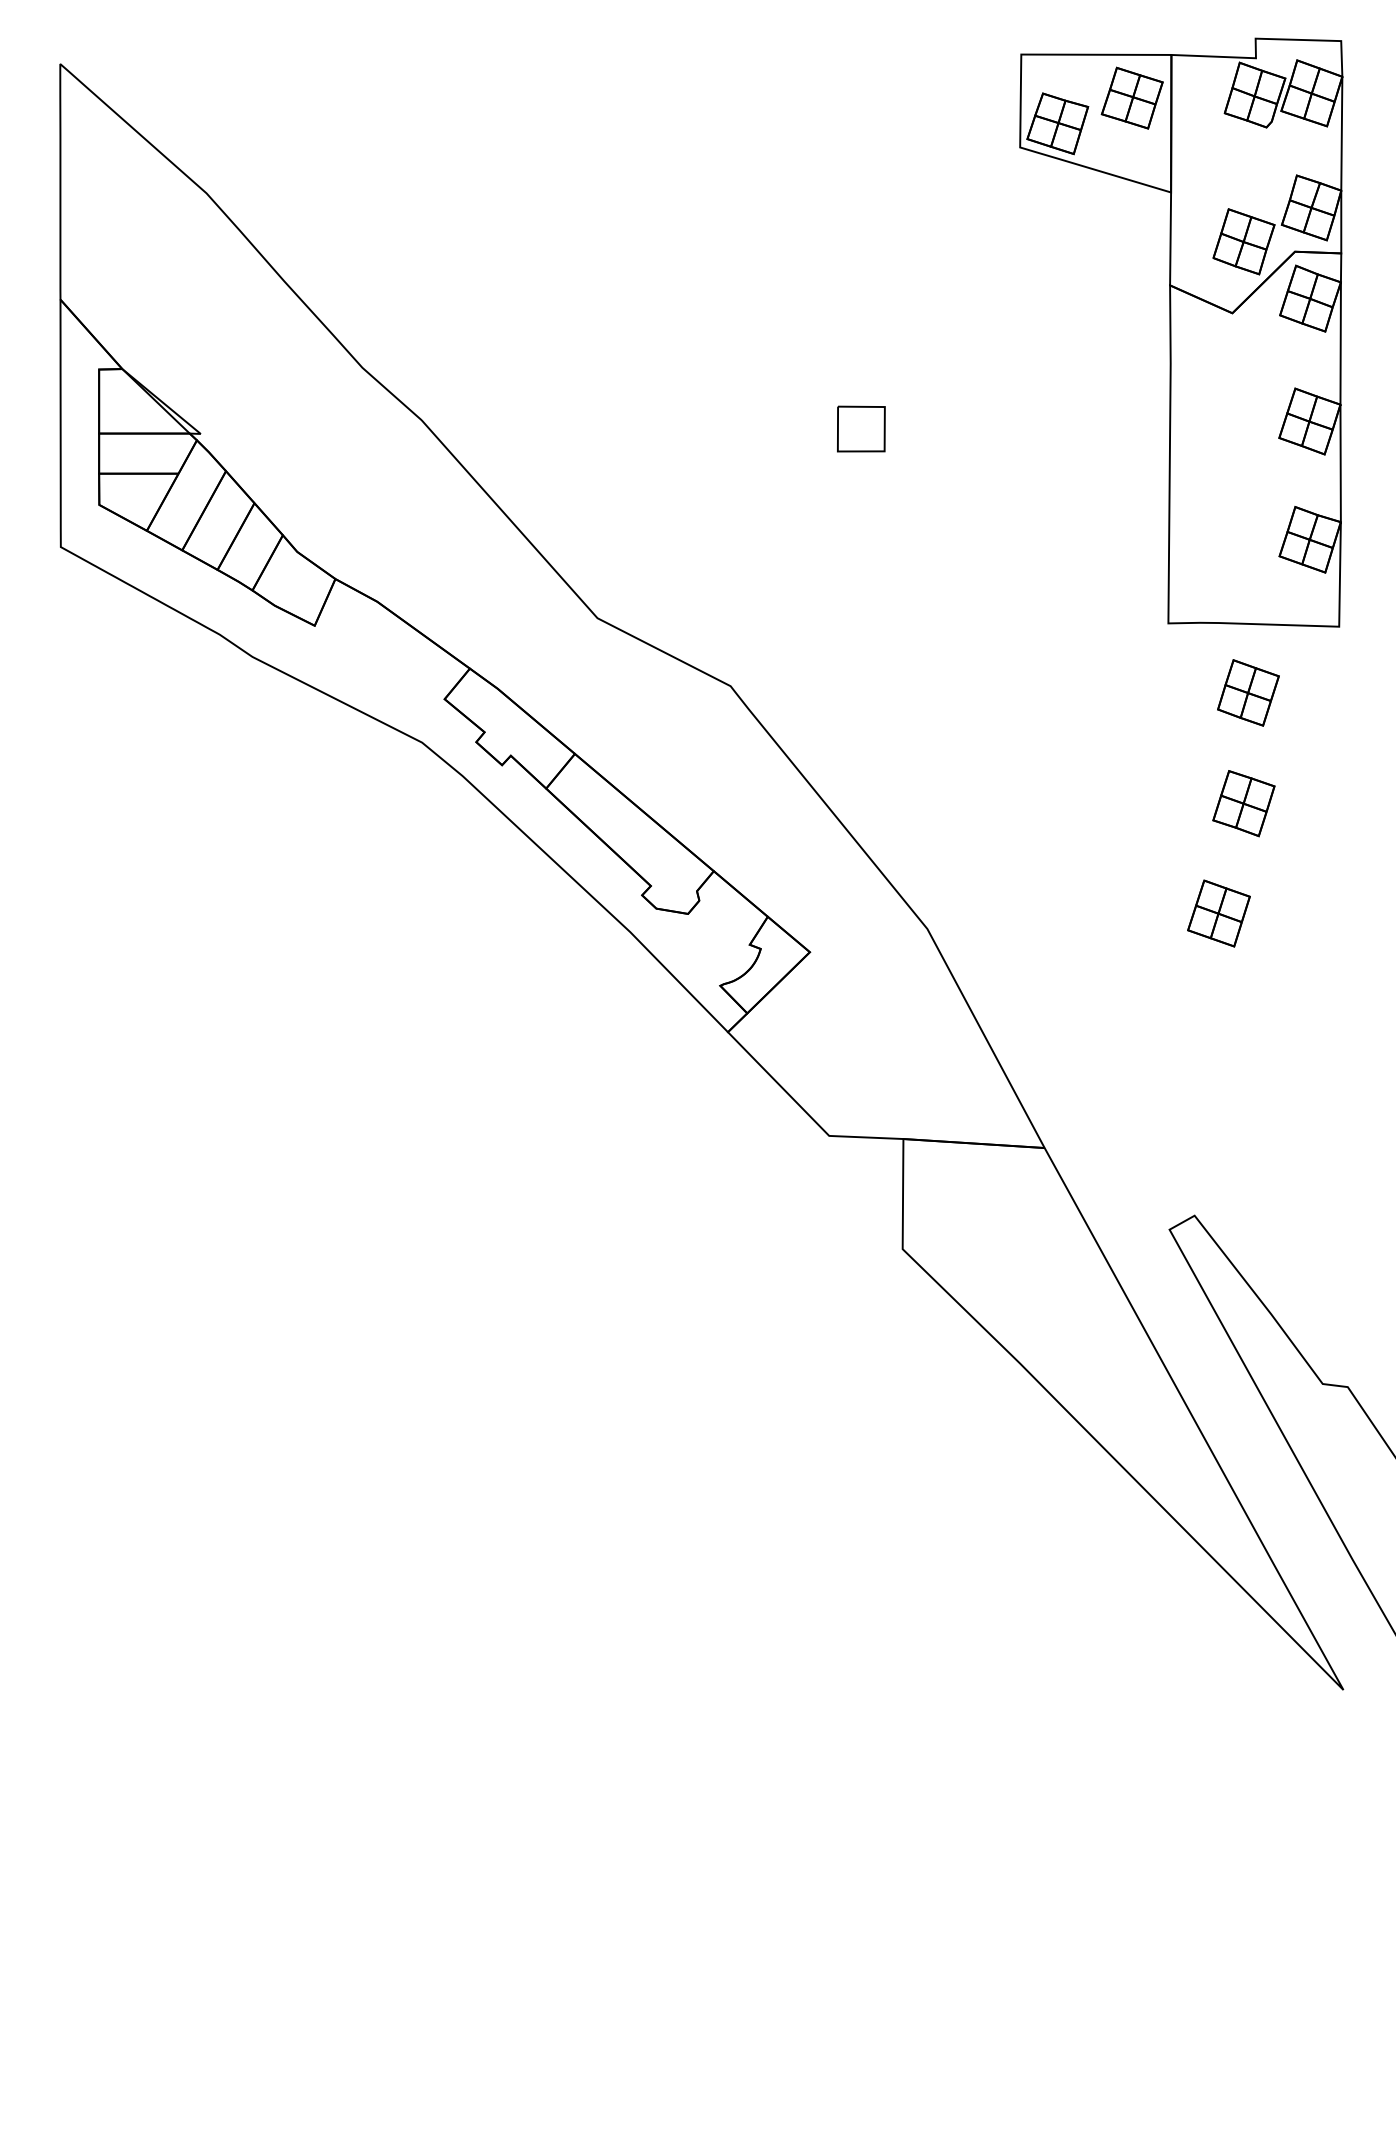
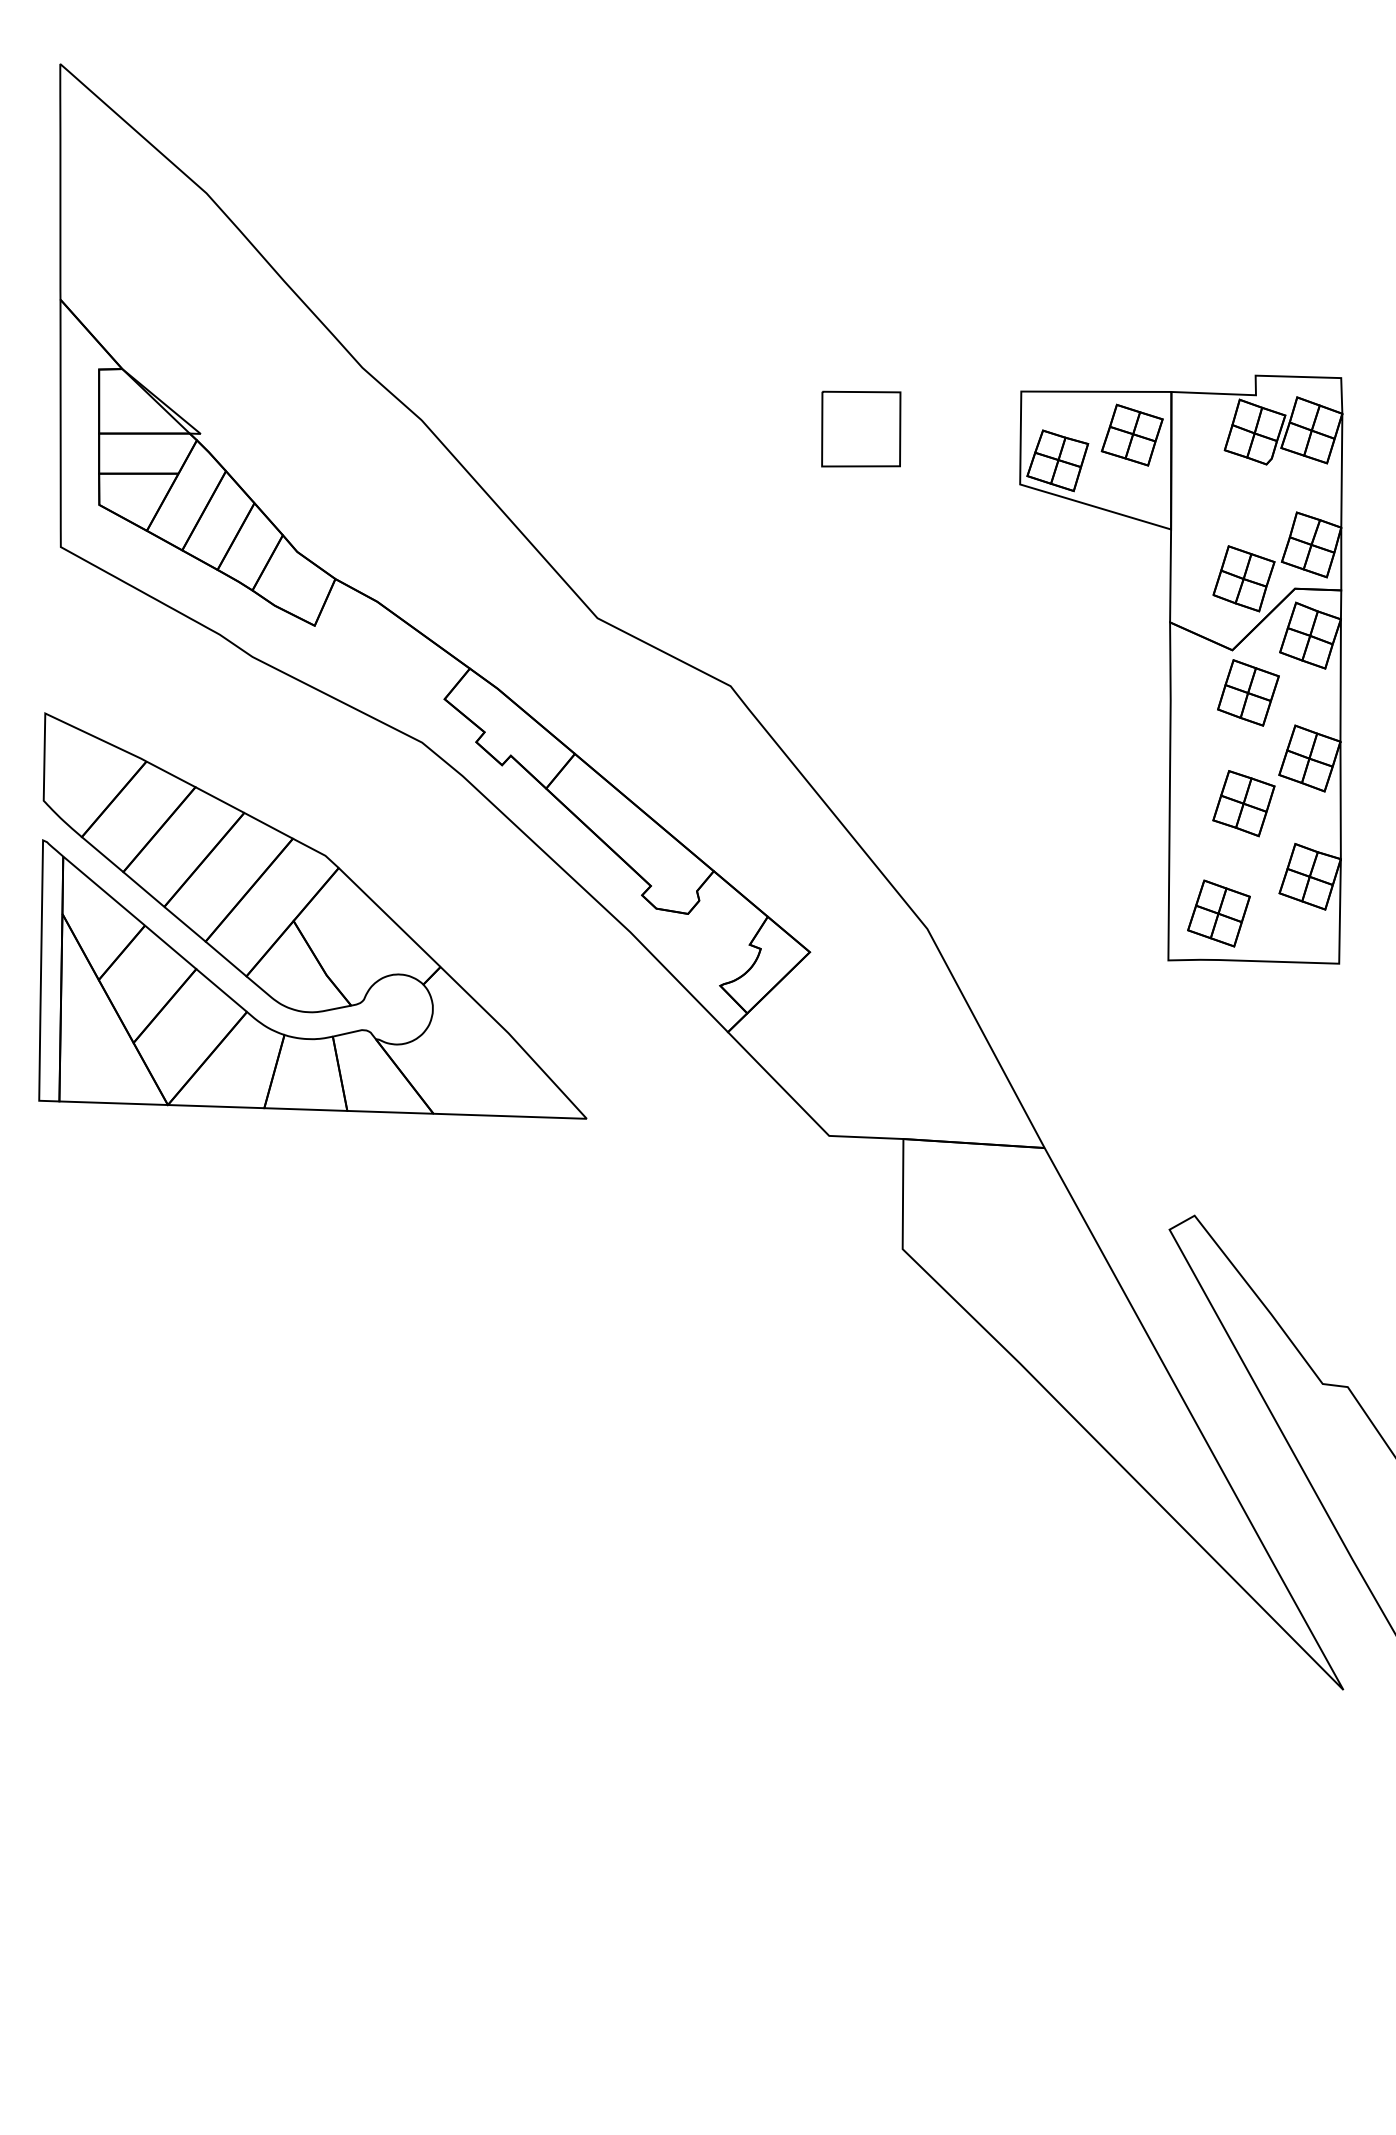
part position: (1181, 332) -> (1181, 669) (1181, 669)
part size: 49x48 px -> 81x78 px (861, 428)
part: none -> present (312, 915)
